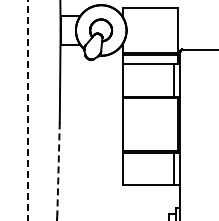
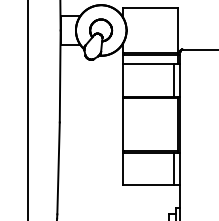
line: dashed -> solid (27, 109)
line: dashed -> solid (58, 168)
